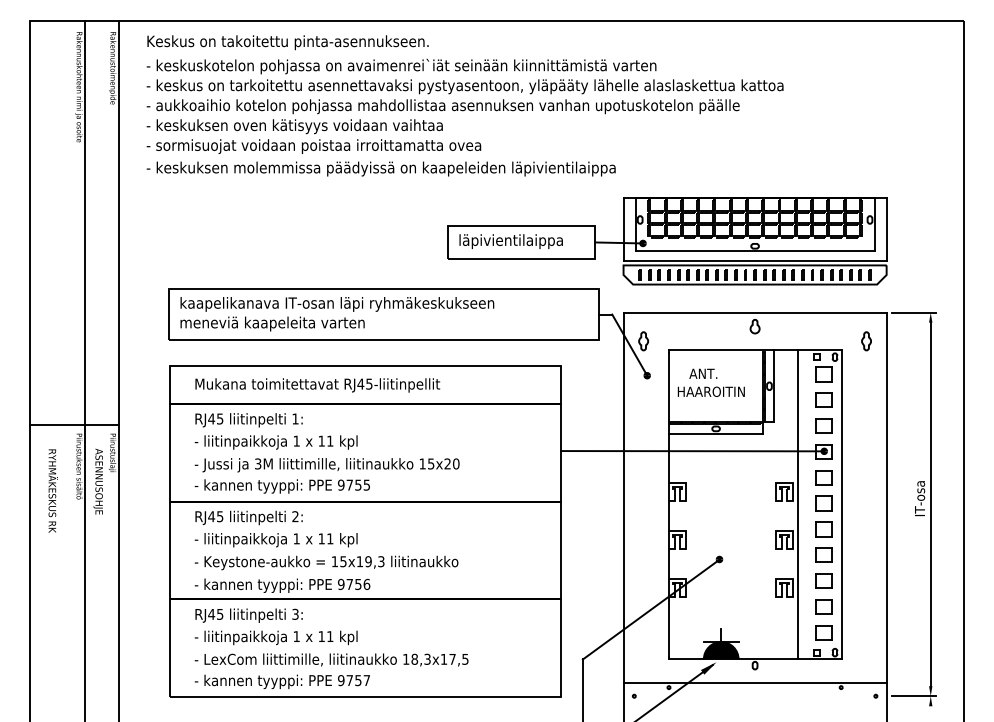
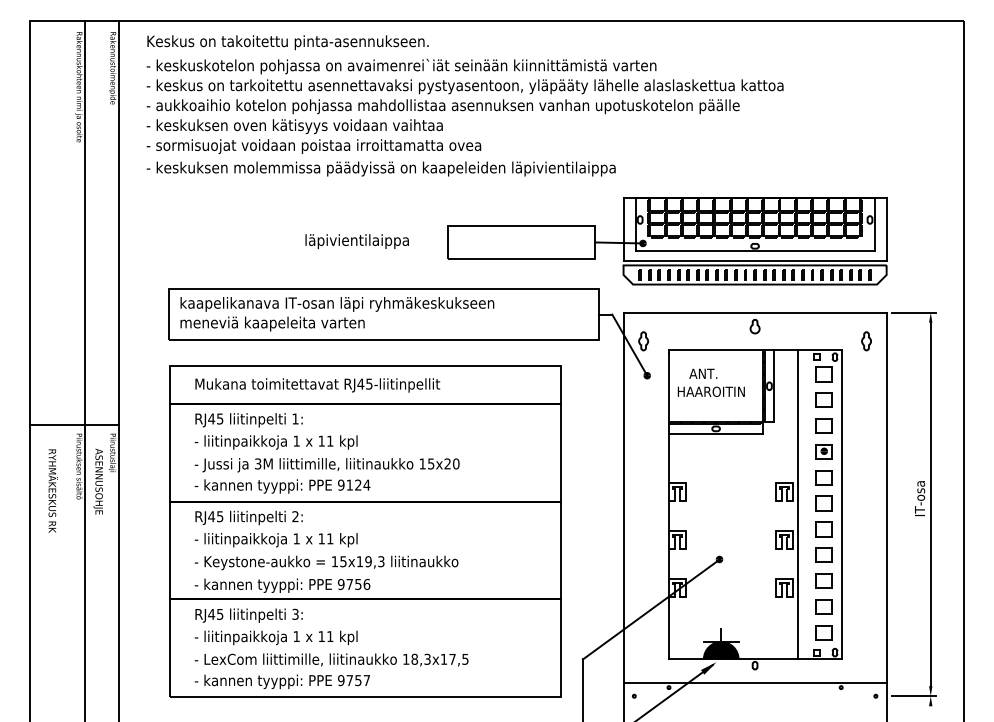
text position: (510, 241) -> (356, 241) (356, 241)
line: present -> none (692, 451)
text: 9755 -> 9124 (358, 484)
